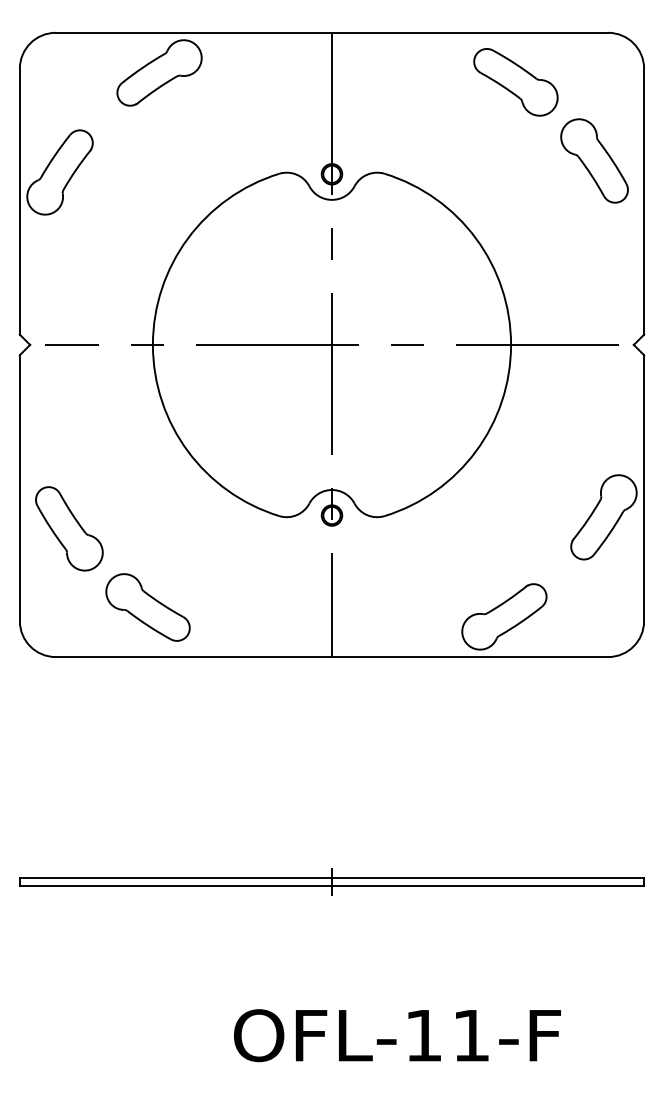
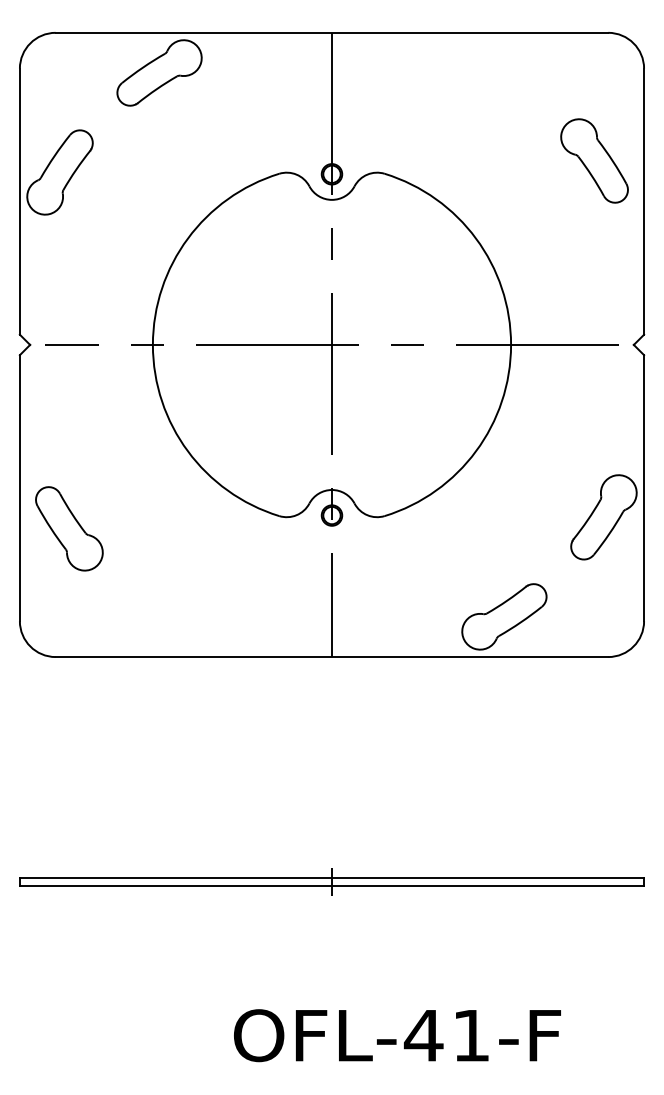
part: present -> none (515, 82)
part: present -> none (147, 607)
text: OFL-11-F -> OFL-41-F (423, 1035)
